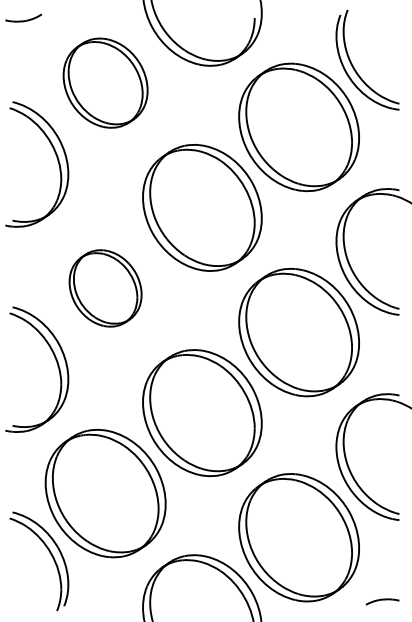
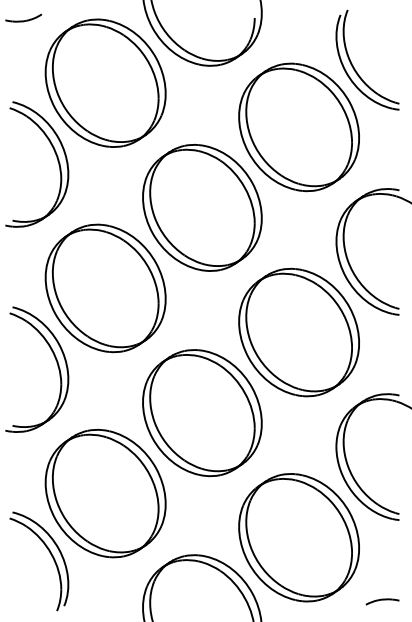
part size: 87x92 px -> 123x130 px (105, 82)
part size: 75x79 px -> 123x131 px (105, 288)
